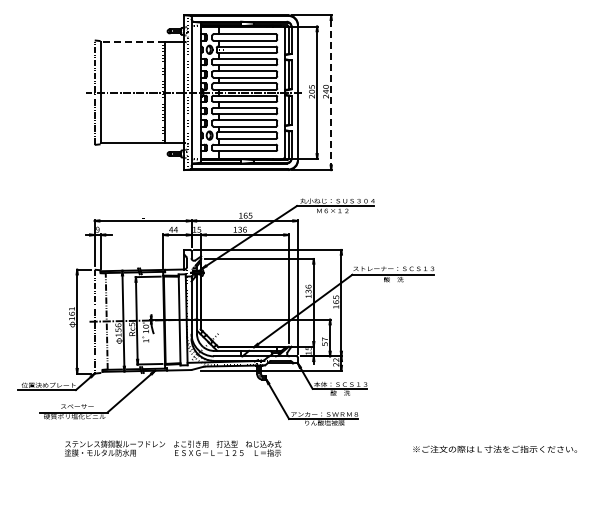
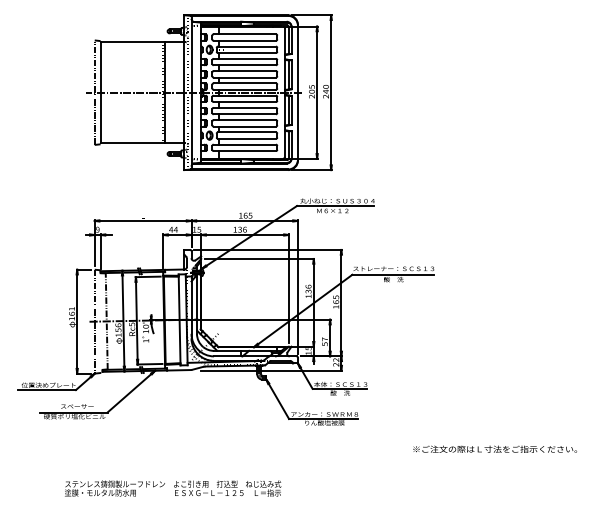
line: dashed -> solid (132, 42)
line: dashed -> solid (331, 92)
text position: (173, 448) -> (173, 488) (173, 488)
